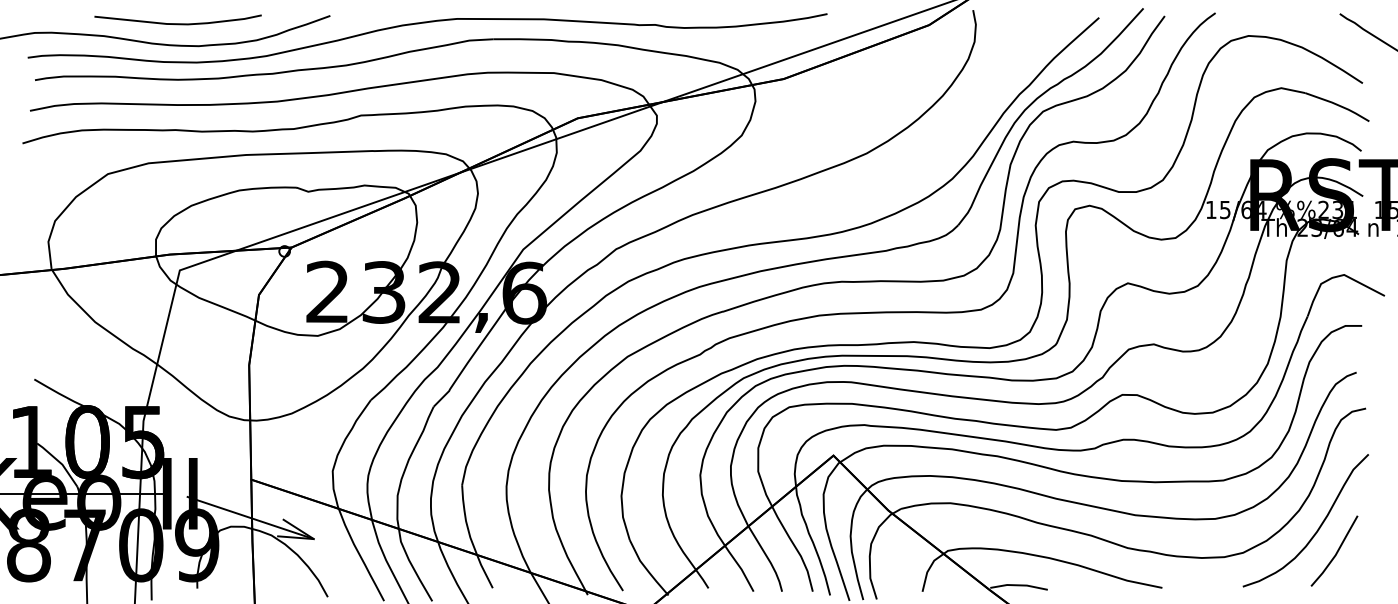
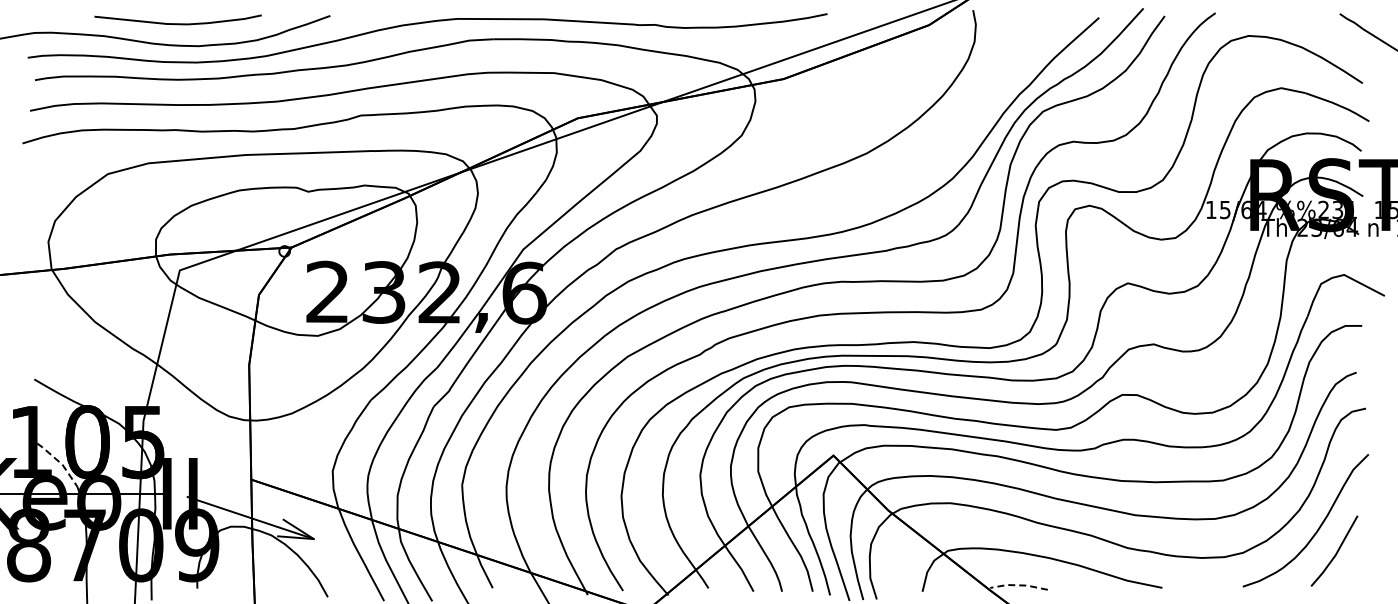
line: solid -> dashed (60, 462)
line: solid -> dashed (1019, 585)
